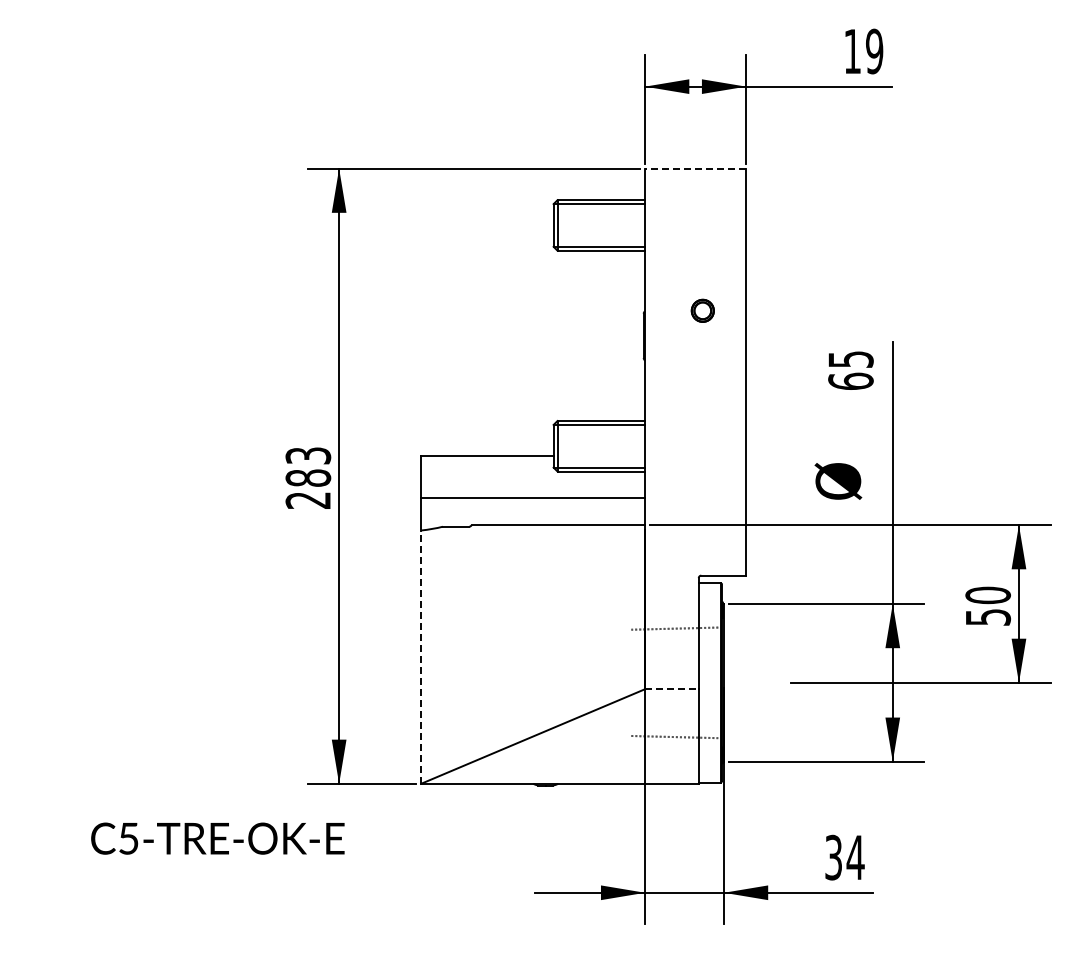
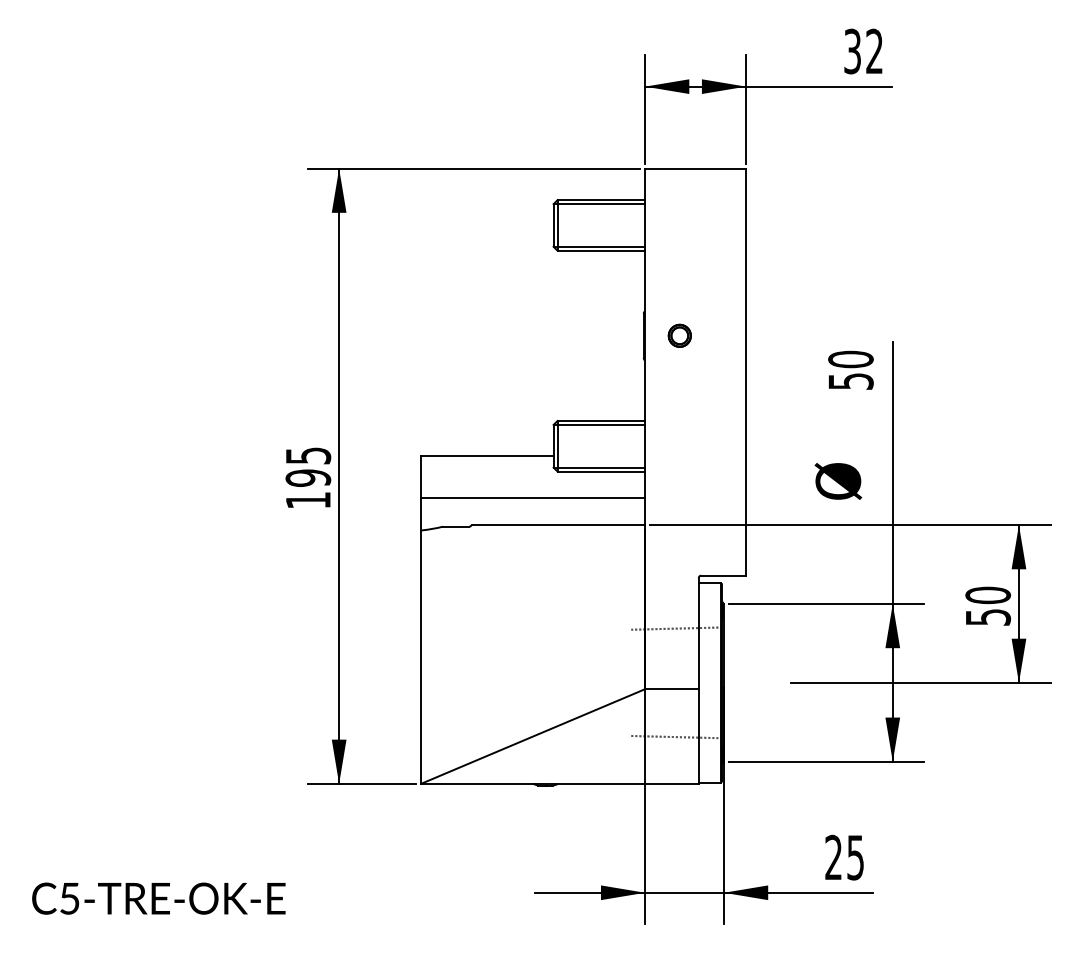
text: 19 -> 32 (863, 51)
line: dashed -> solid (695, 168)
part position: (702, 310) -> (679, 335) (679, 335)
text: 65 -> 50 (850, 369)
text: 283 -> 195 (308, 477)
line: dashed -> solid (421, 657)
line: dashed -> solid (671, 689)
text position: (217, 838) -> (158, 898) (158, 898)
text: 34 -> 25 (844, 857)
